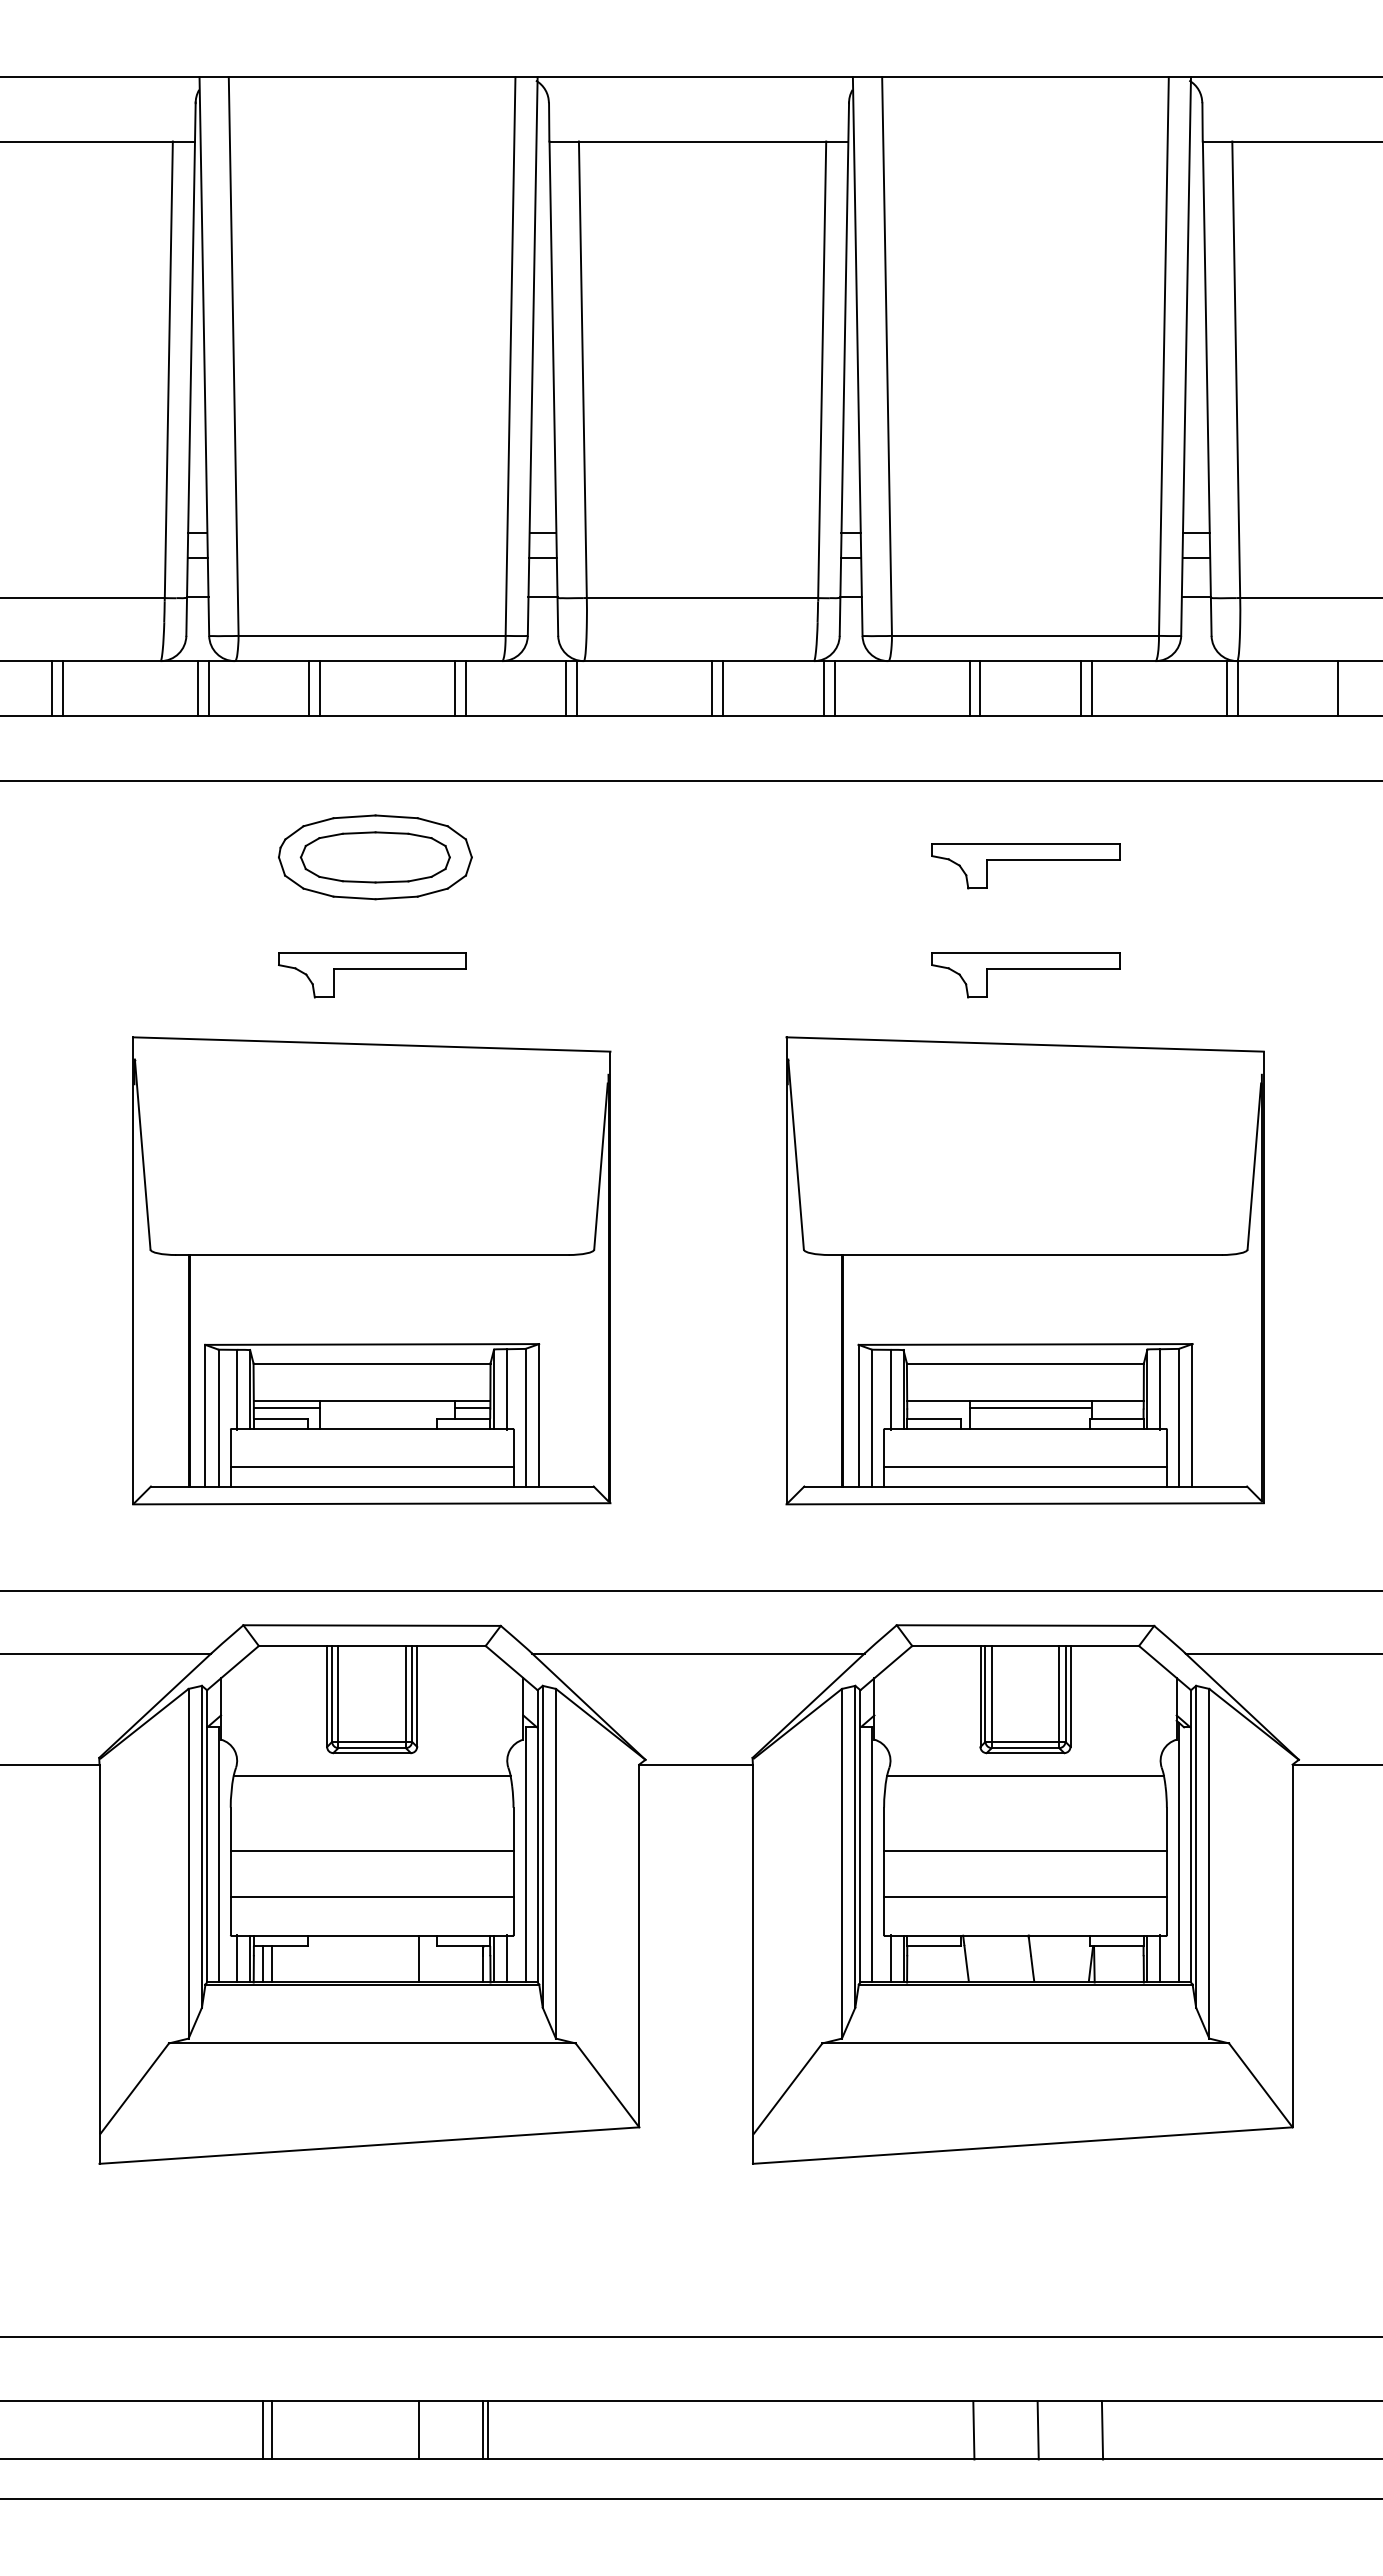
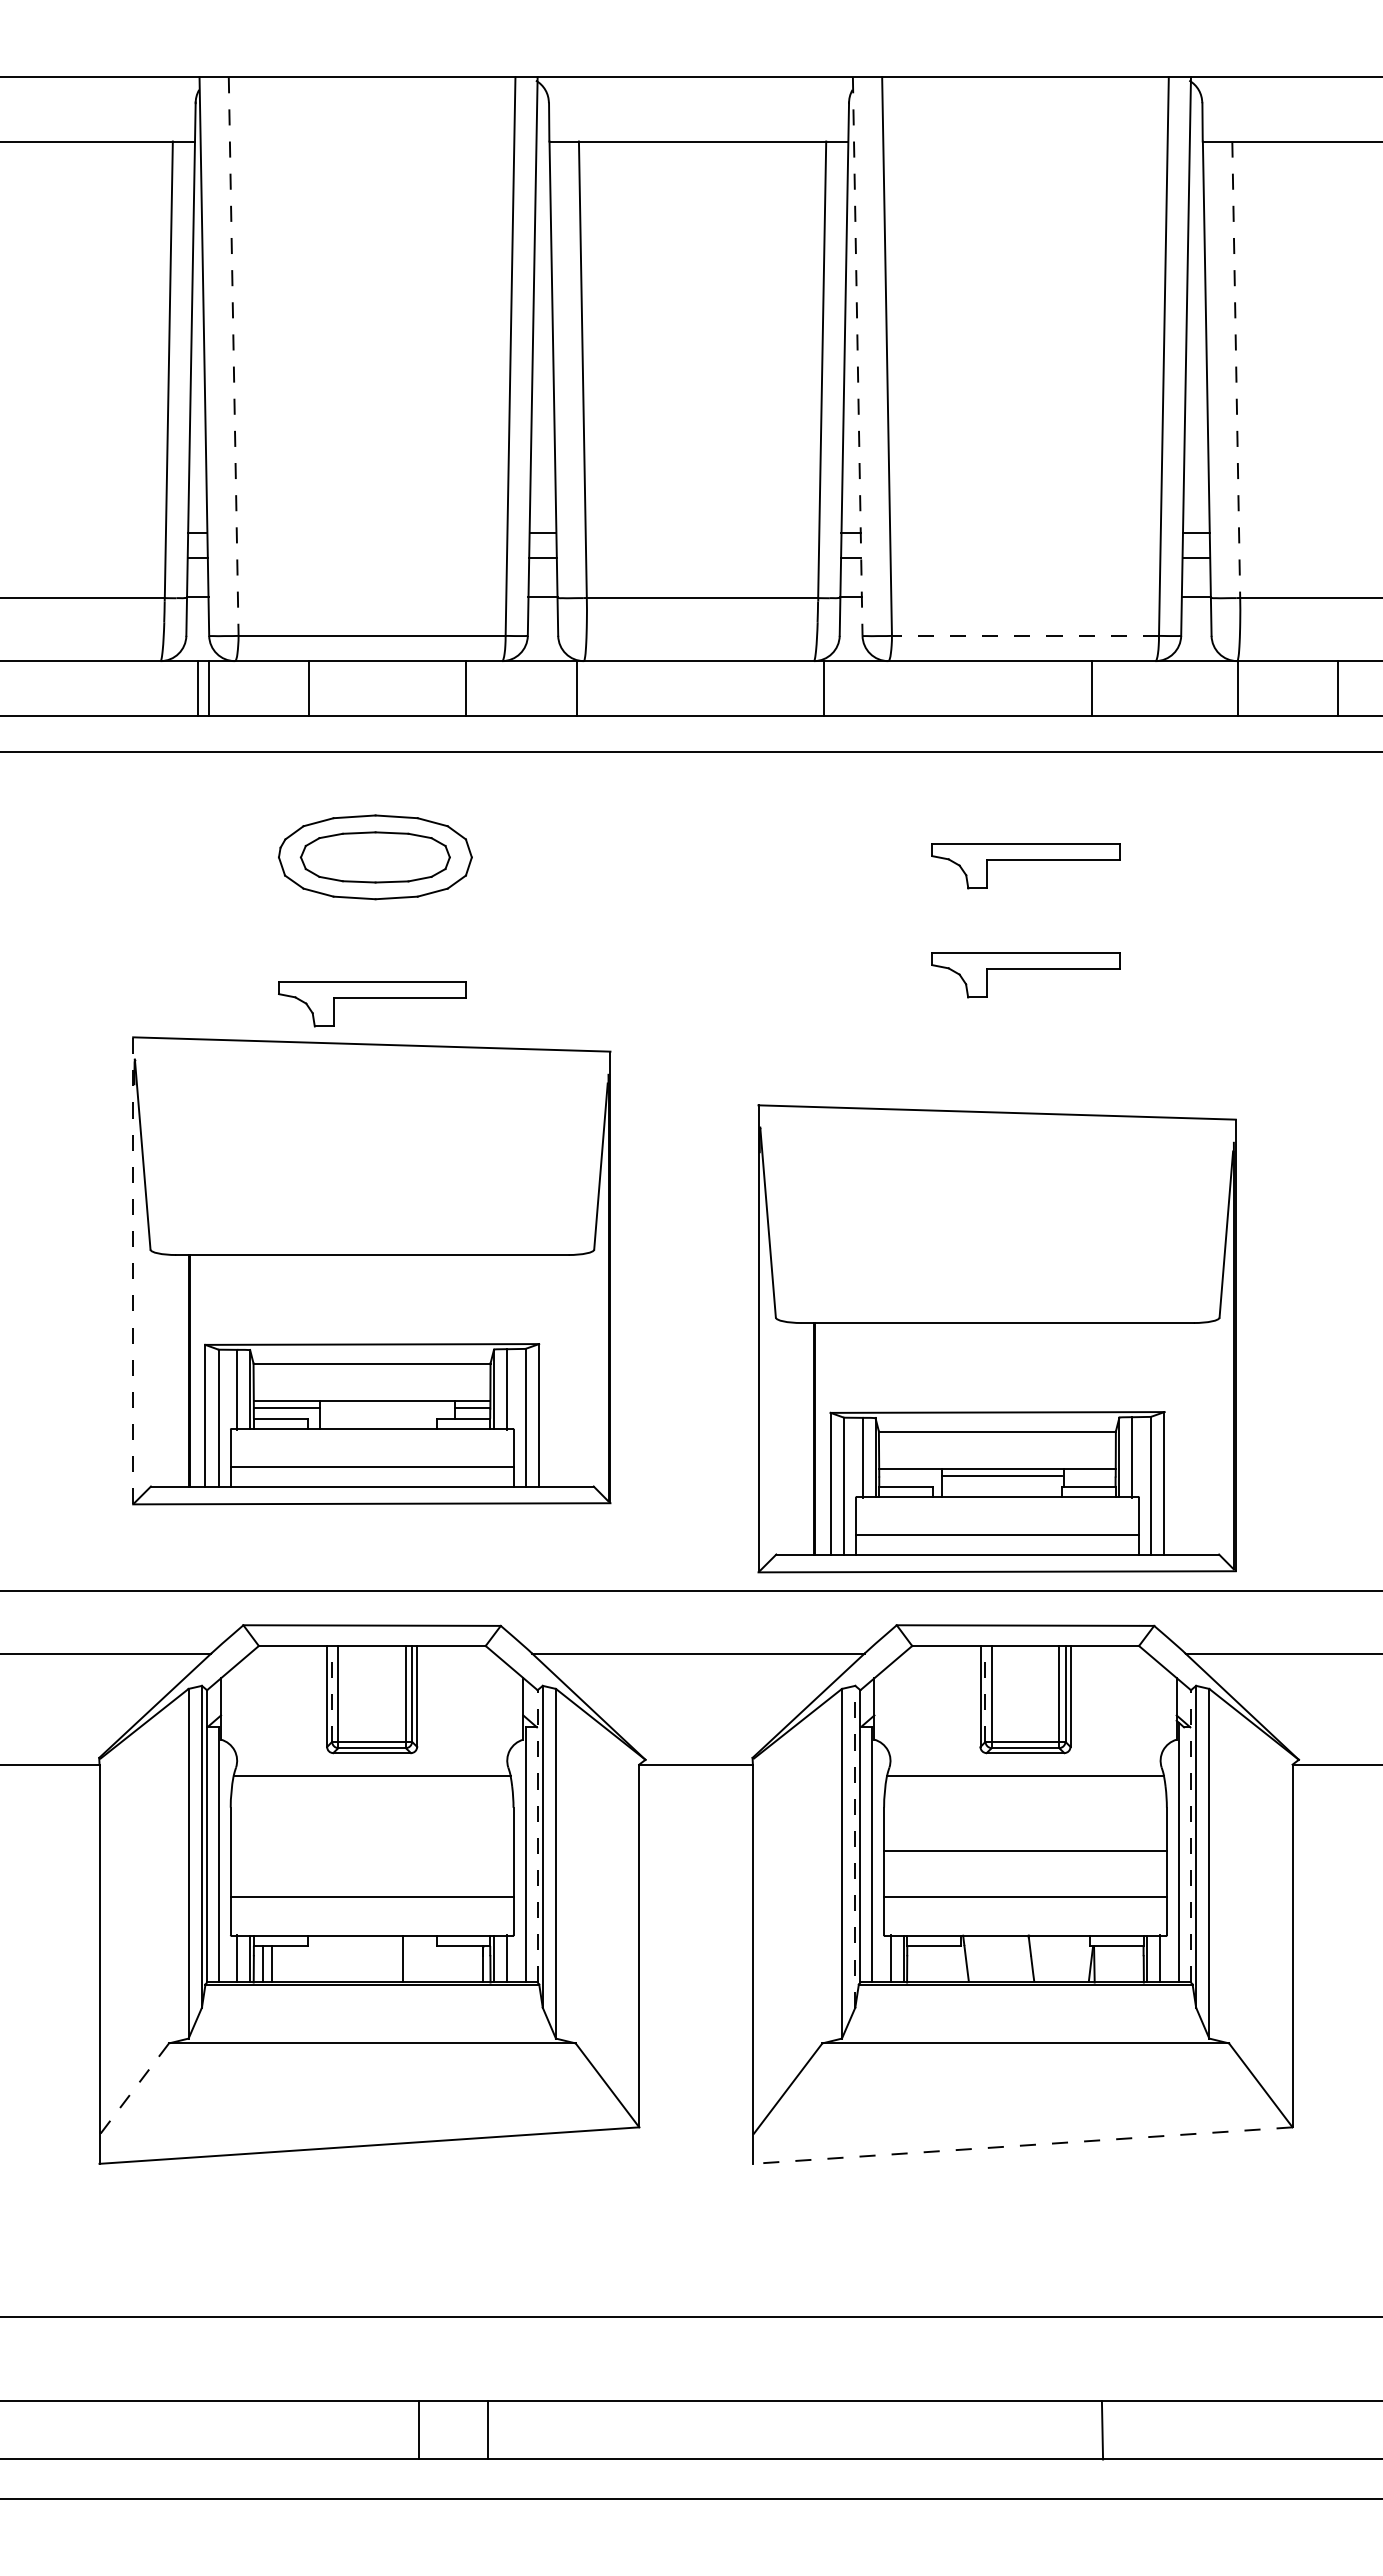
line: solid -> dashed (233, 357)
line: solid -> dashed (857, 357)
line: solid -> dashed (1236, 370)
line: solid -> dashed (1025, 635)
line: present -> none (51, 688)
line: present -> none (62, 688)
line: present -> none (320, 688)
line: present -> none (455, 688)
line: present -> none (566, 688)
line: present -> none (712, 688)
line: present -> none (723, 688)
line: present -> none (834, 688)
line: present -> none (969, 688)
line: present -> none (980, 688)
line: present -> none (1080, 688)
line: present -> none (1226, 688)
line position: (690, 780) -> (690, 751) (690, 751)
part position: (372, 975) -> (372, 1004) (372, 1004)
line: solid -> dashed (133, 1270)
part position: (1024, 1270) -> (996, 1338) (996, 1338)
line: solid -> dashed (332, 1693)
line: solid -> dashed (985, 1693)
line: solid -> dashed (537, 1835)
line: solid -> dashed (1191, 1835)
line: solid -> dashed (855, 1846)
line: present -> none (371, 1850)
line position: (418, 1958) -> (402, 1958) (402, 1958)
line: solid -> dashed (134, 2088)
line: solid -> dashed (1022, 2145)
line position: (690, 2336) -> (690, 2316) (690, 2316)
line: present -> none (262, 2430)
line: present -> none (271, 2430)
line: present -> none (482, 2430)
line: present -> none (973, 2430)
line: present -> none (1037, 2430)
